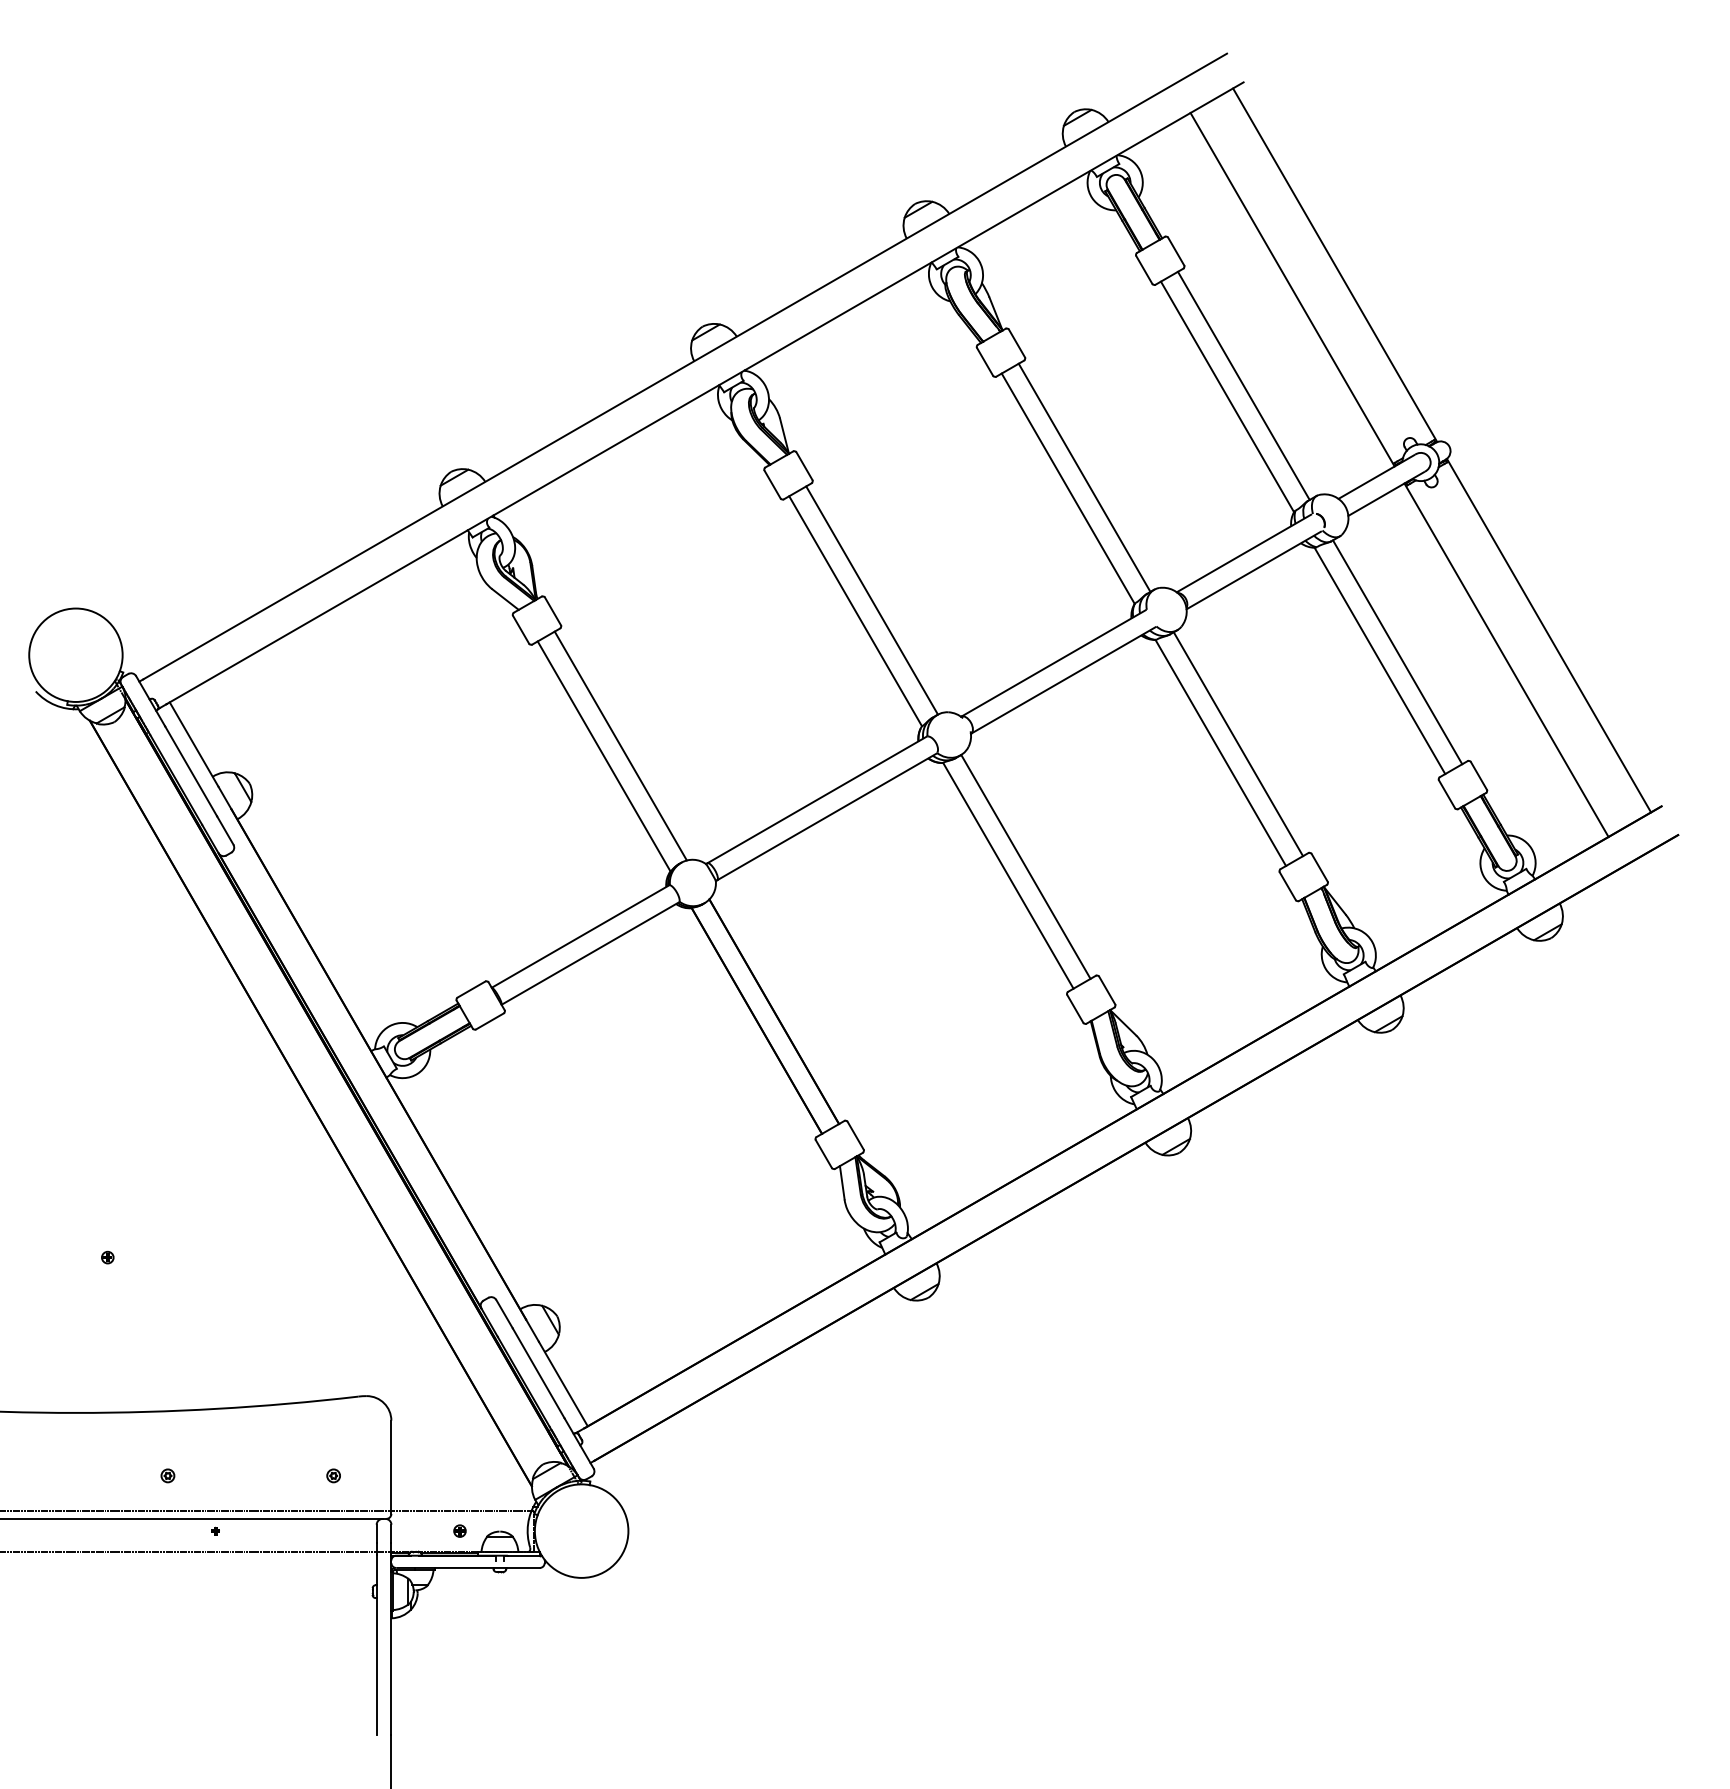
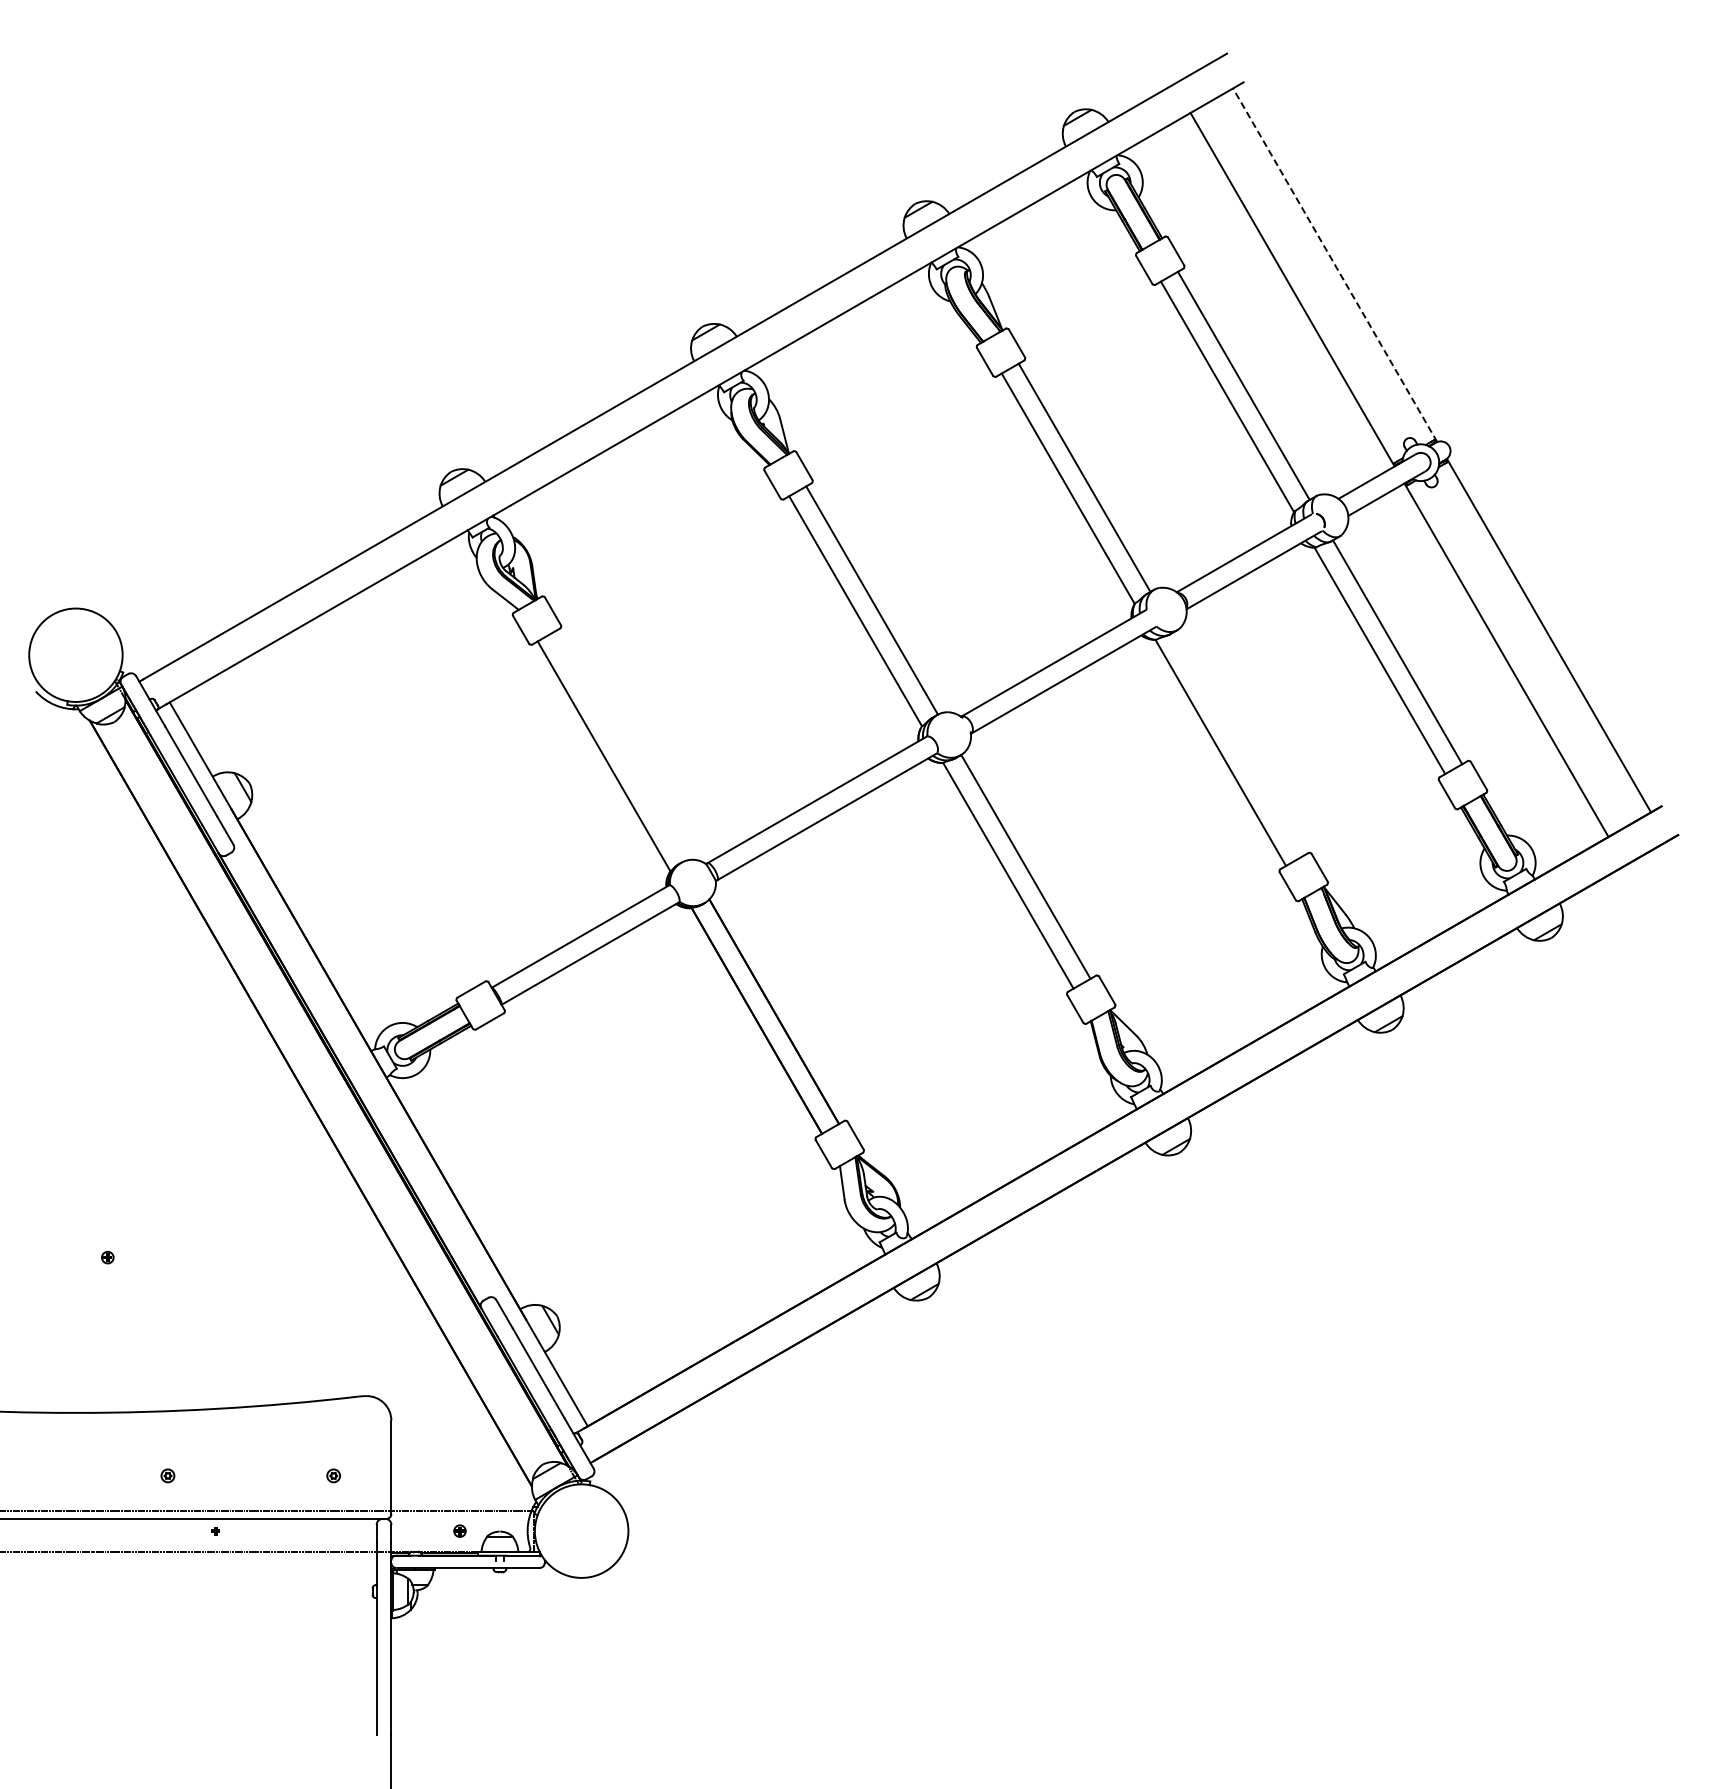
line: solid -> dashed (1334, 264)
line: present -> none (1238, 744)
line: present -> none (620, 745)
